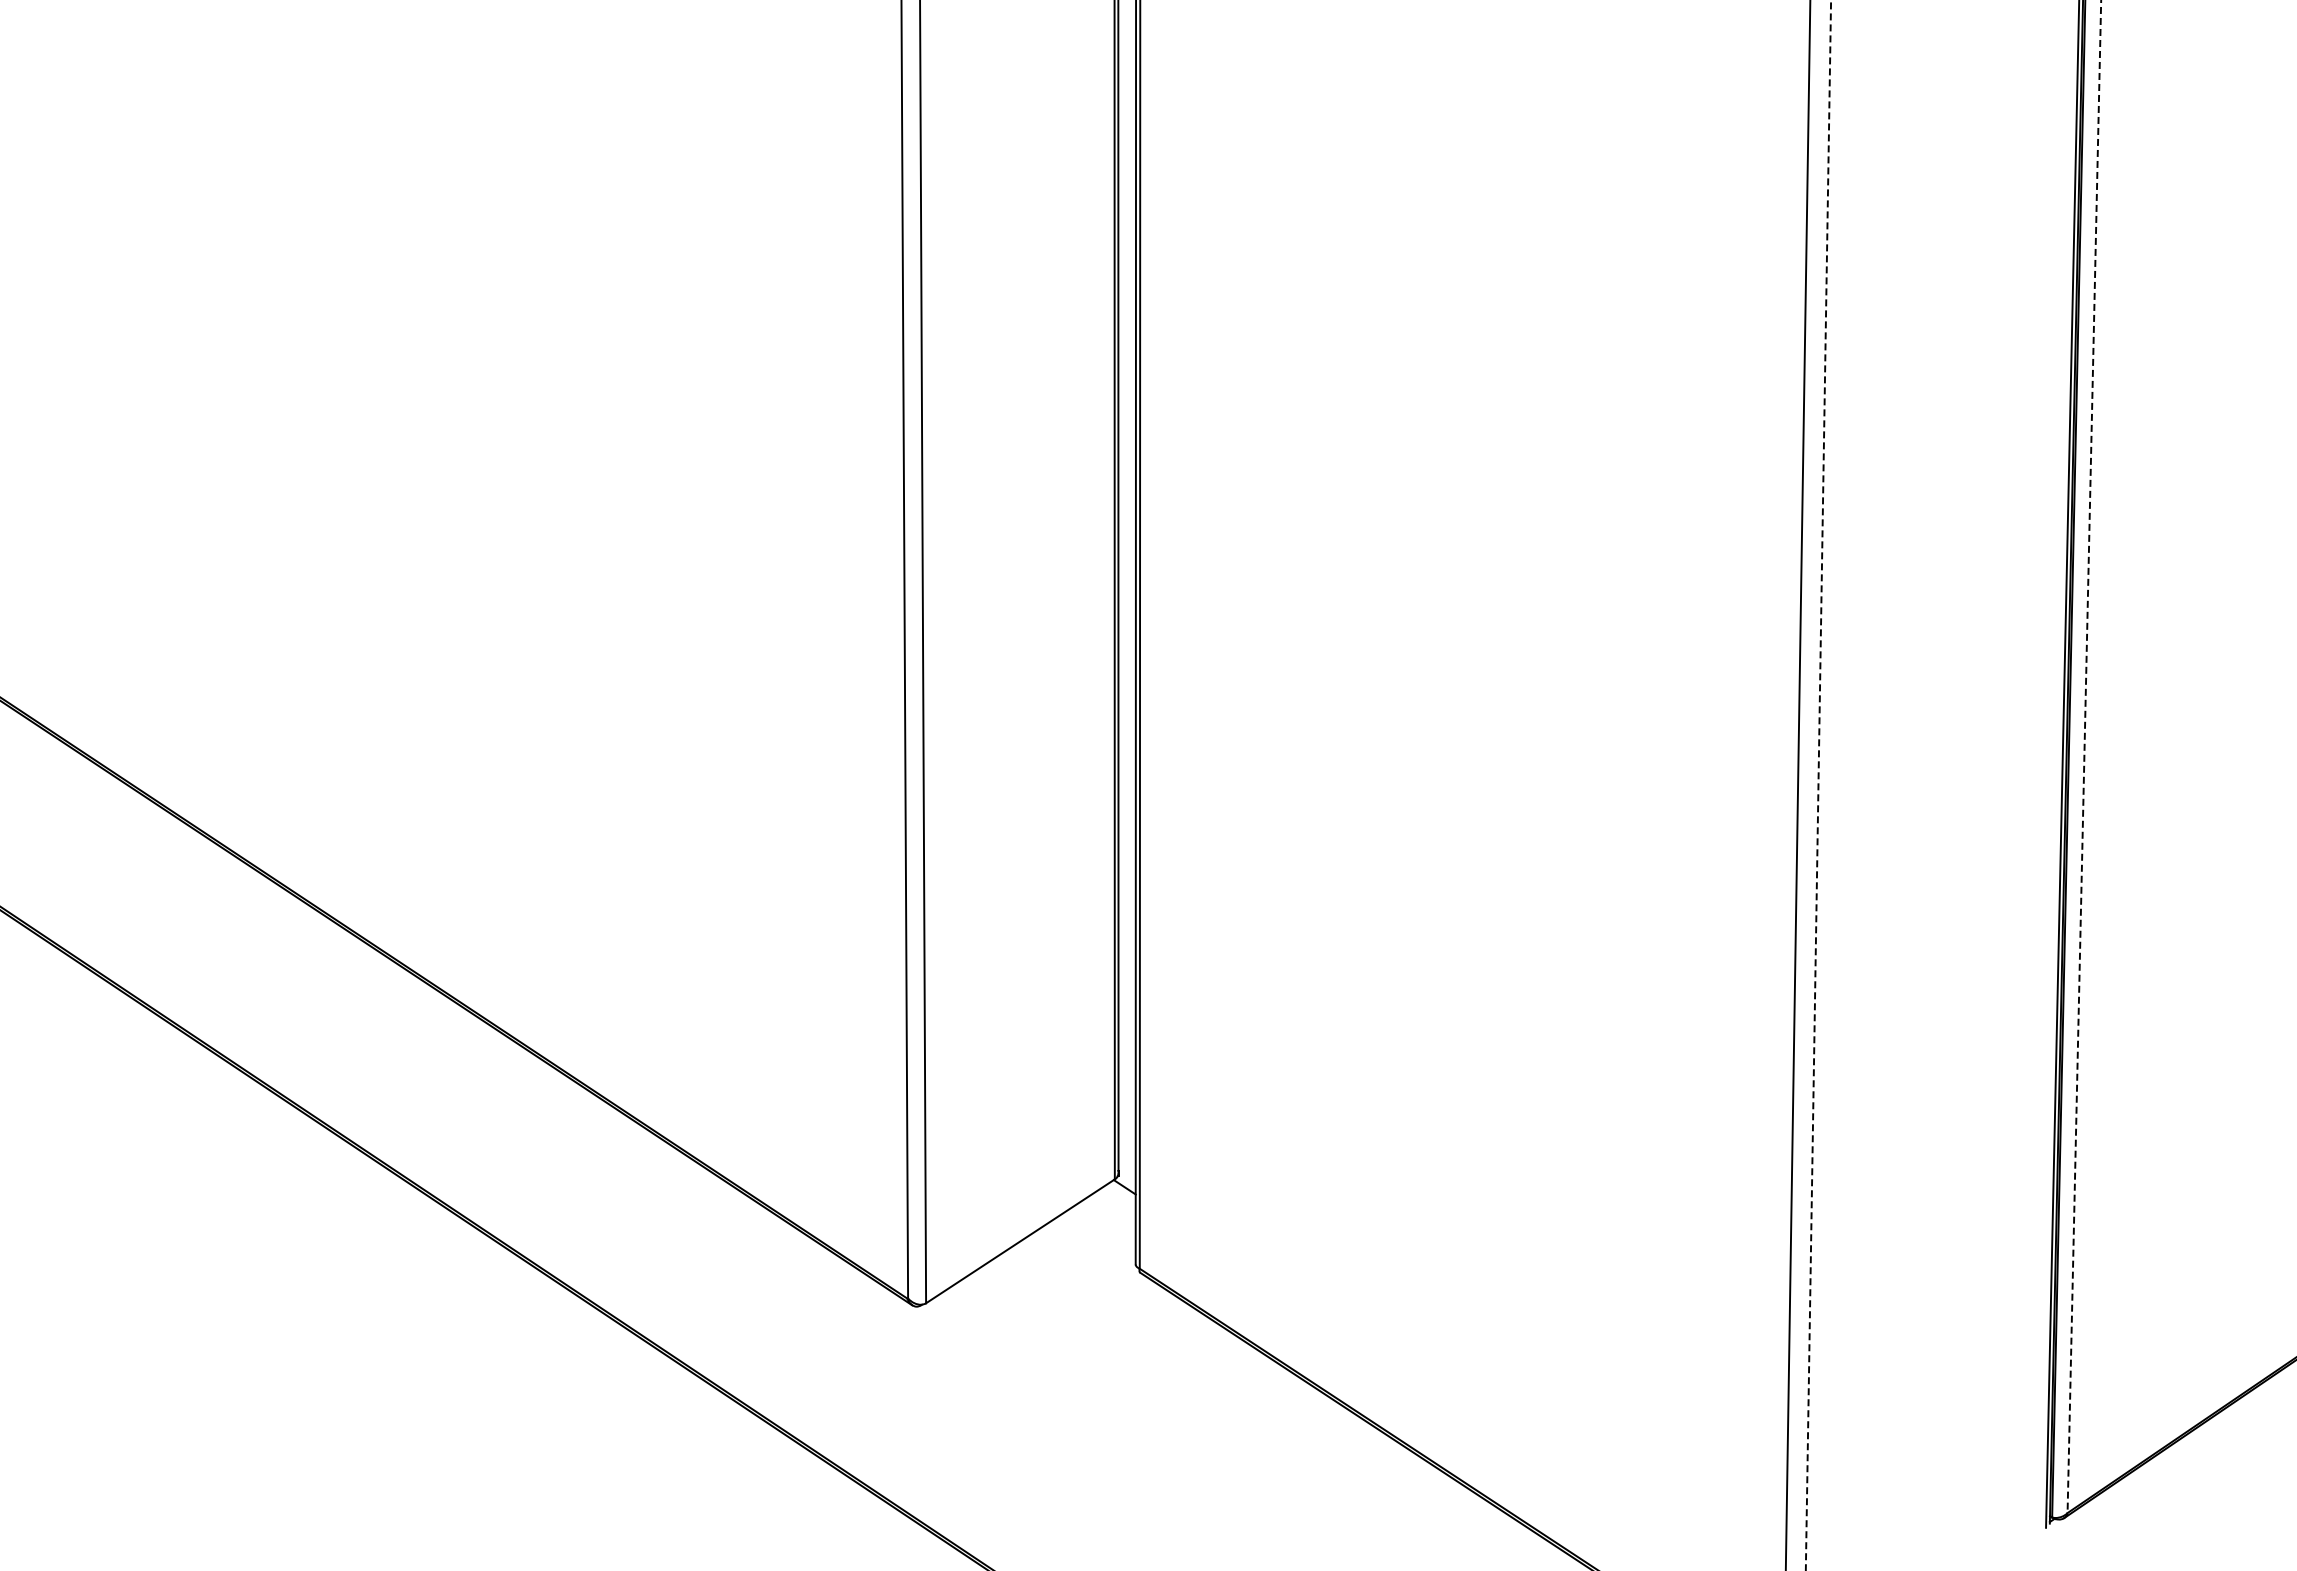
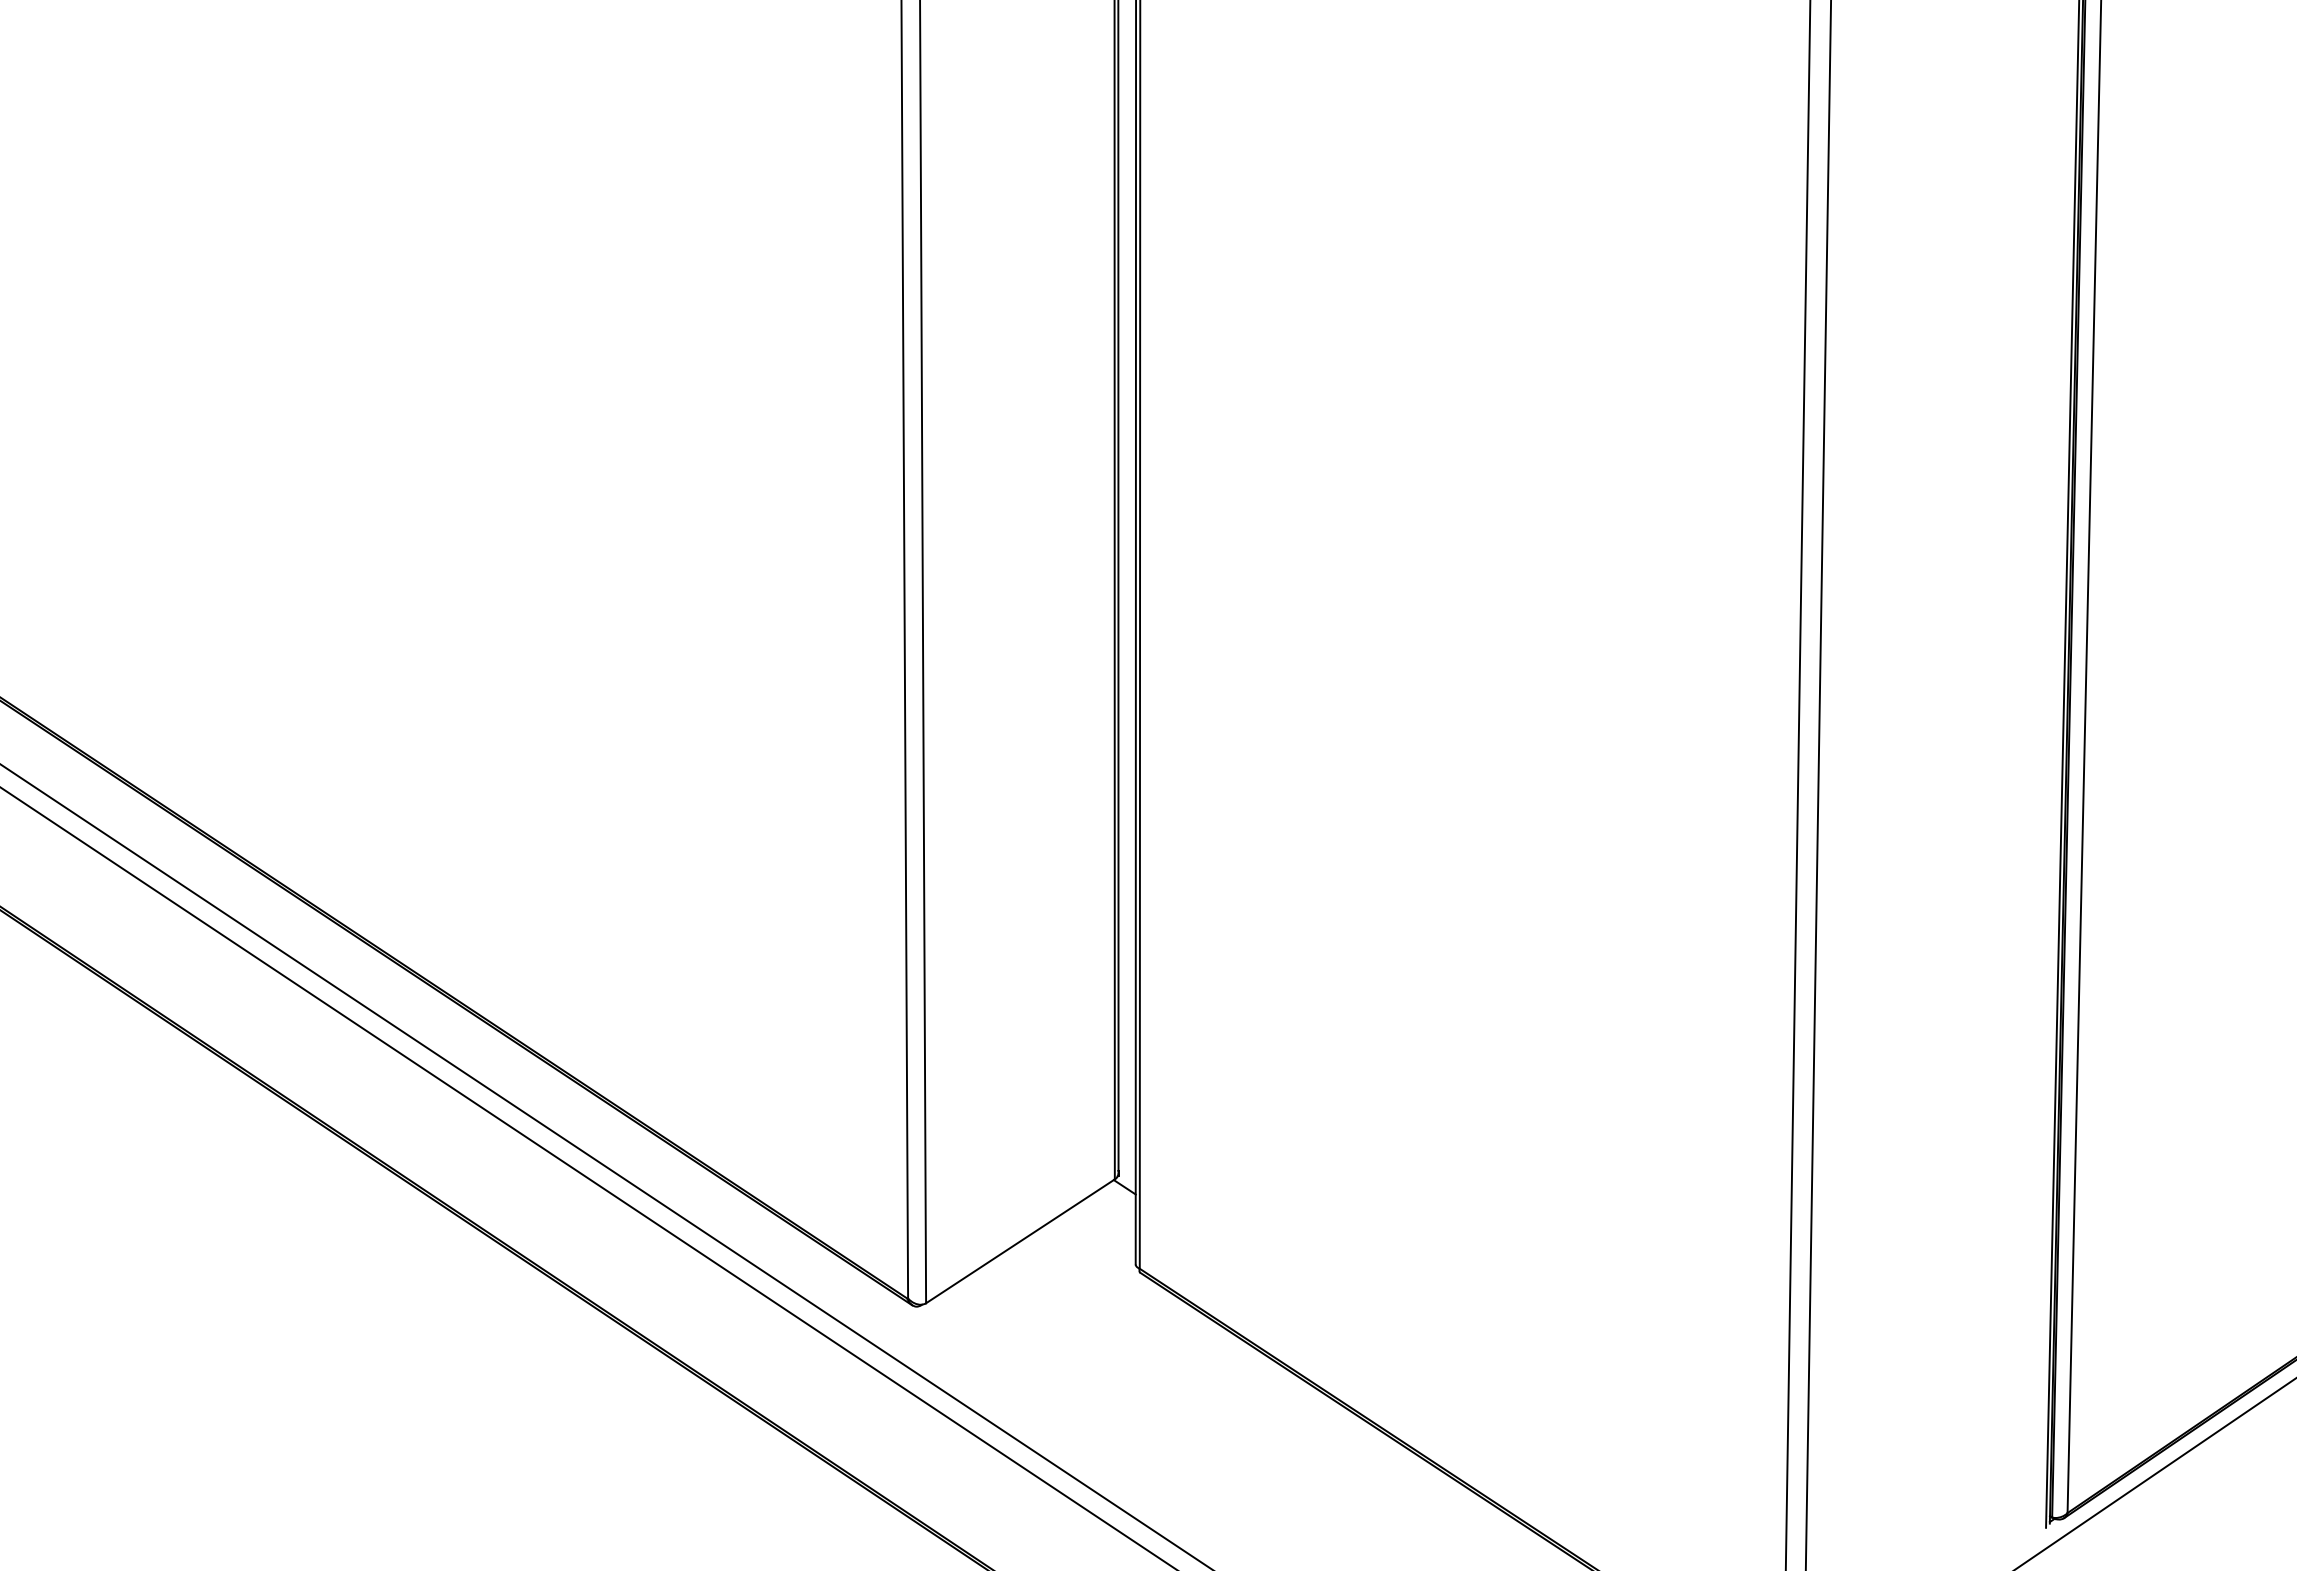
line: dashed -> solid (2084, 757)
line: dashed -> solid (1818, 785)
line: none -> present (605, 1166)
line: none -> present (587, 1177)
line: none -> present (2155, 1473)
